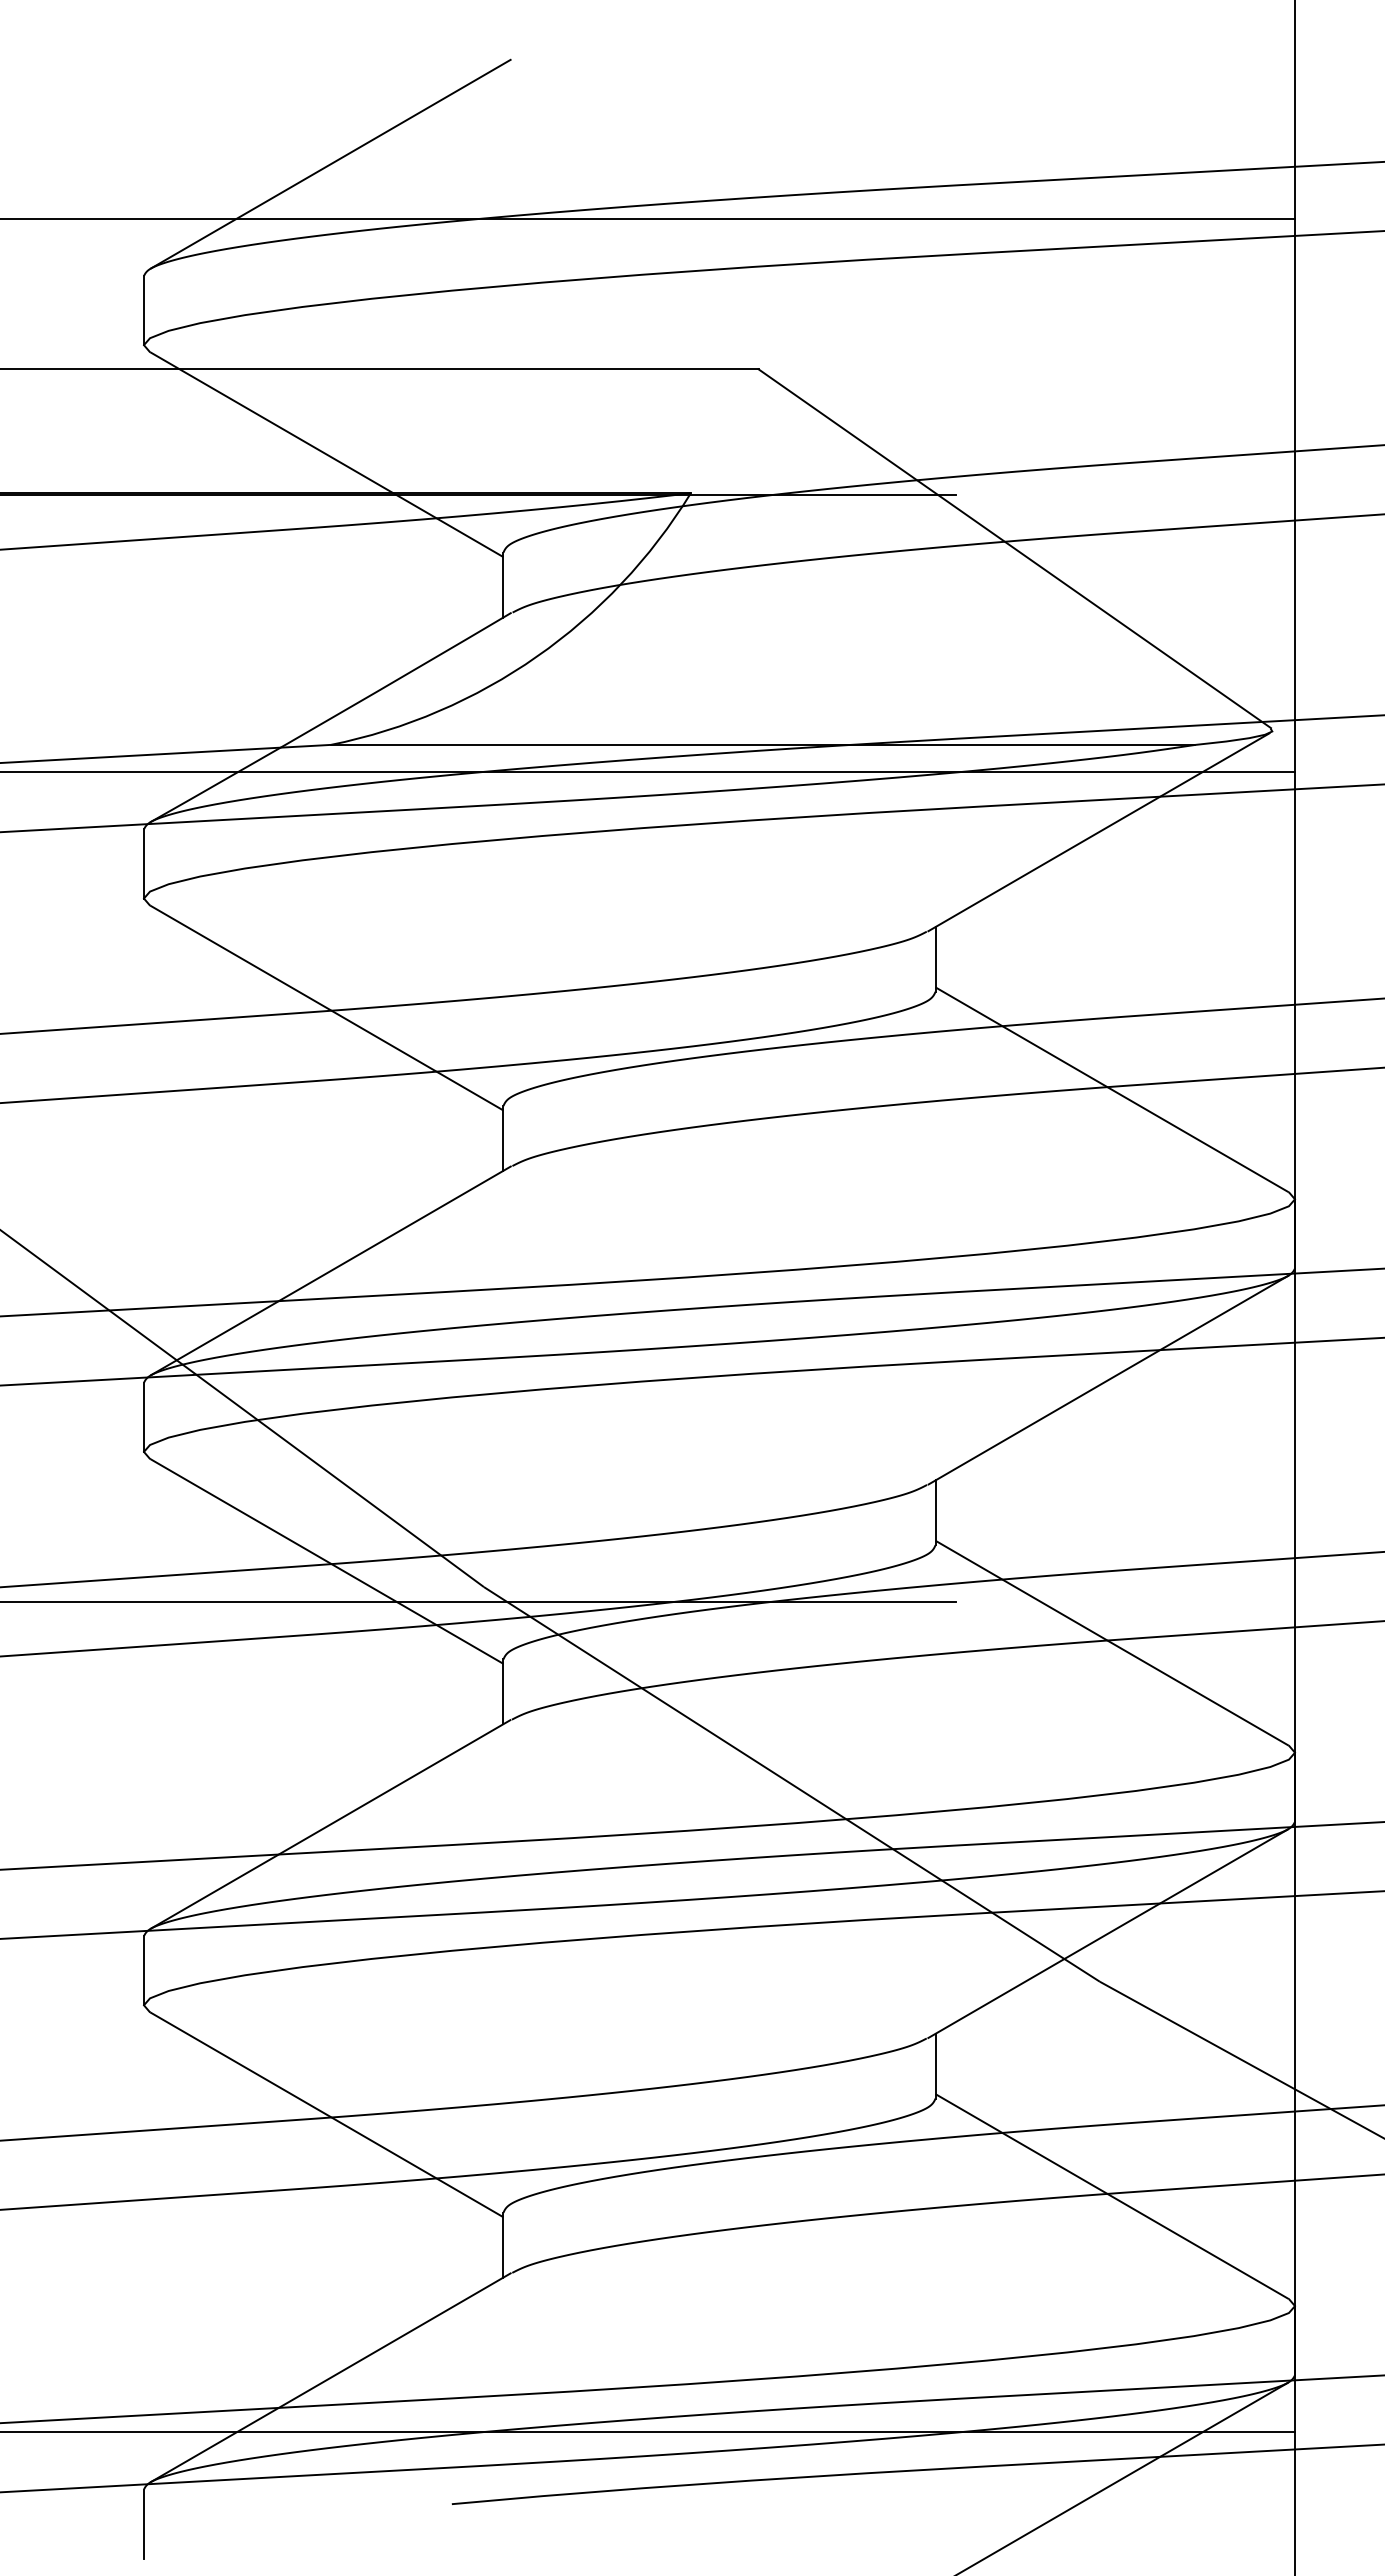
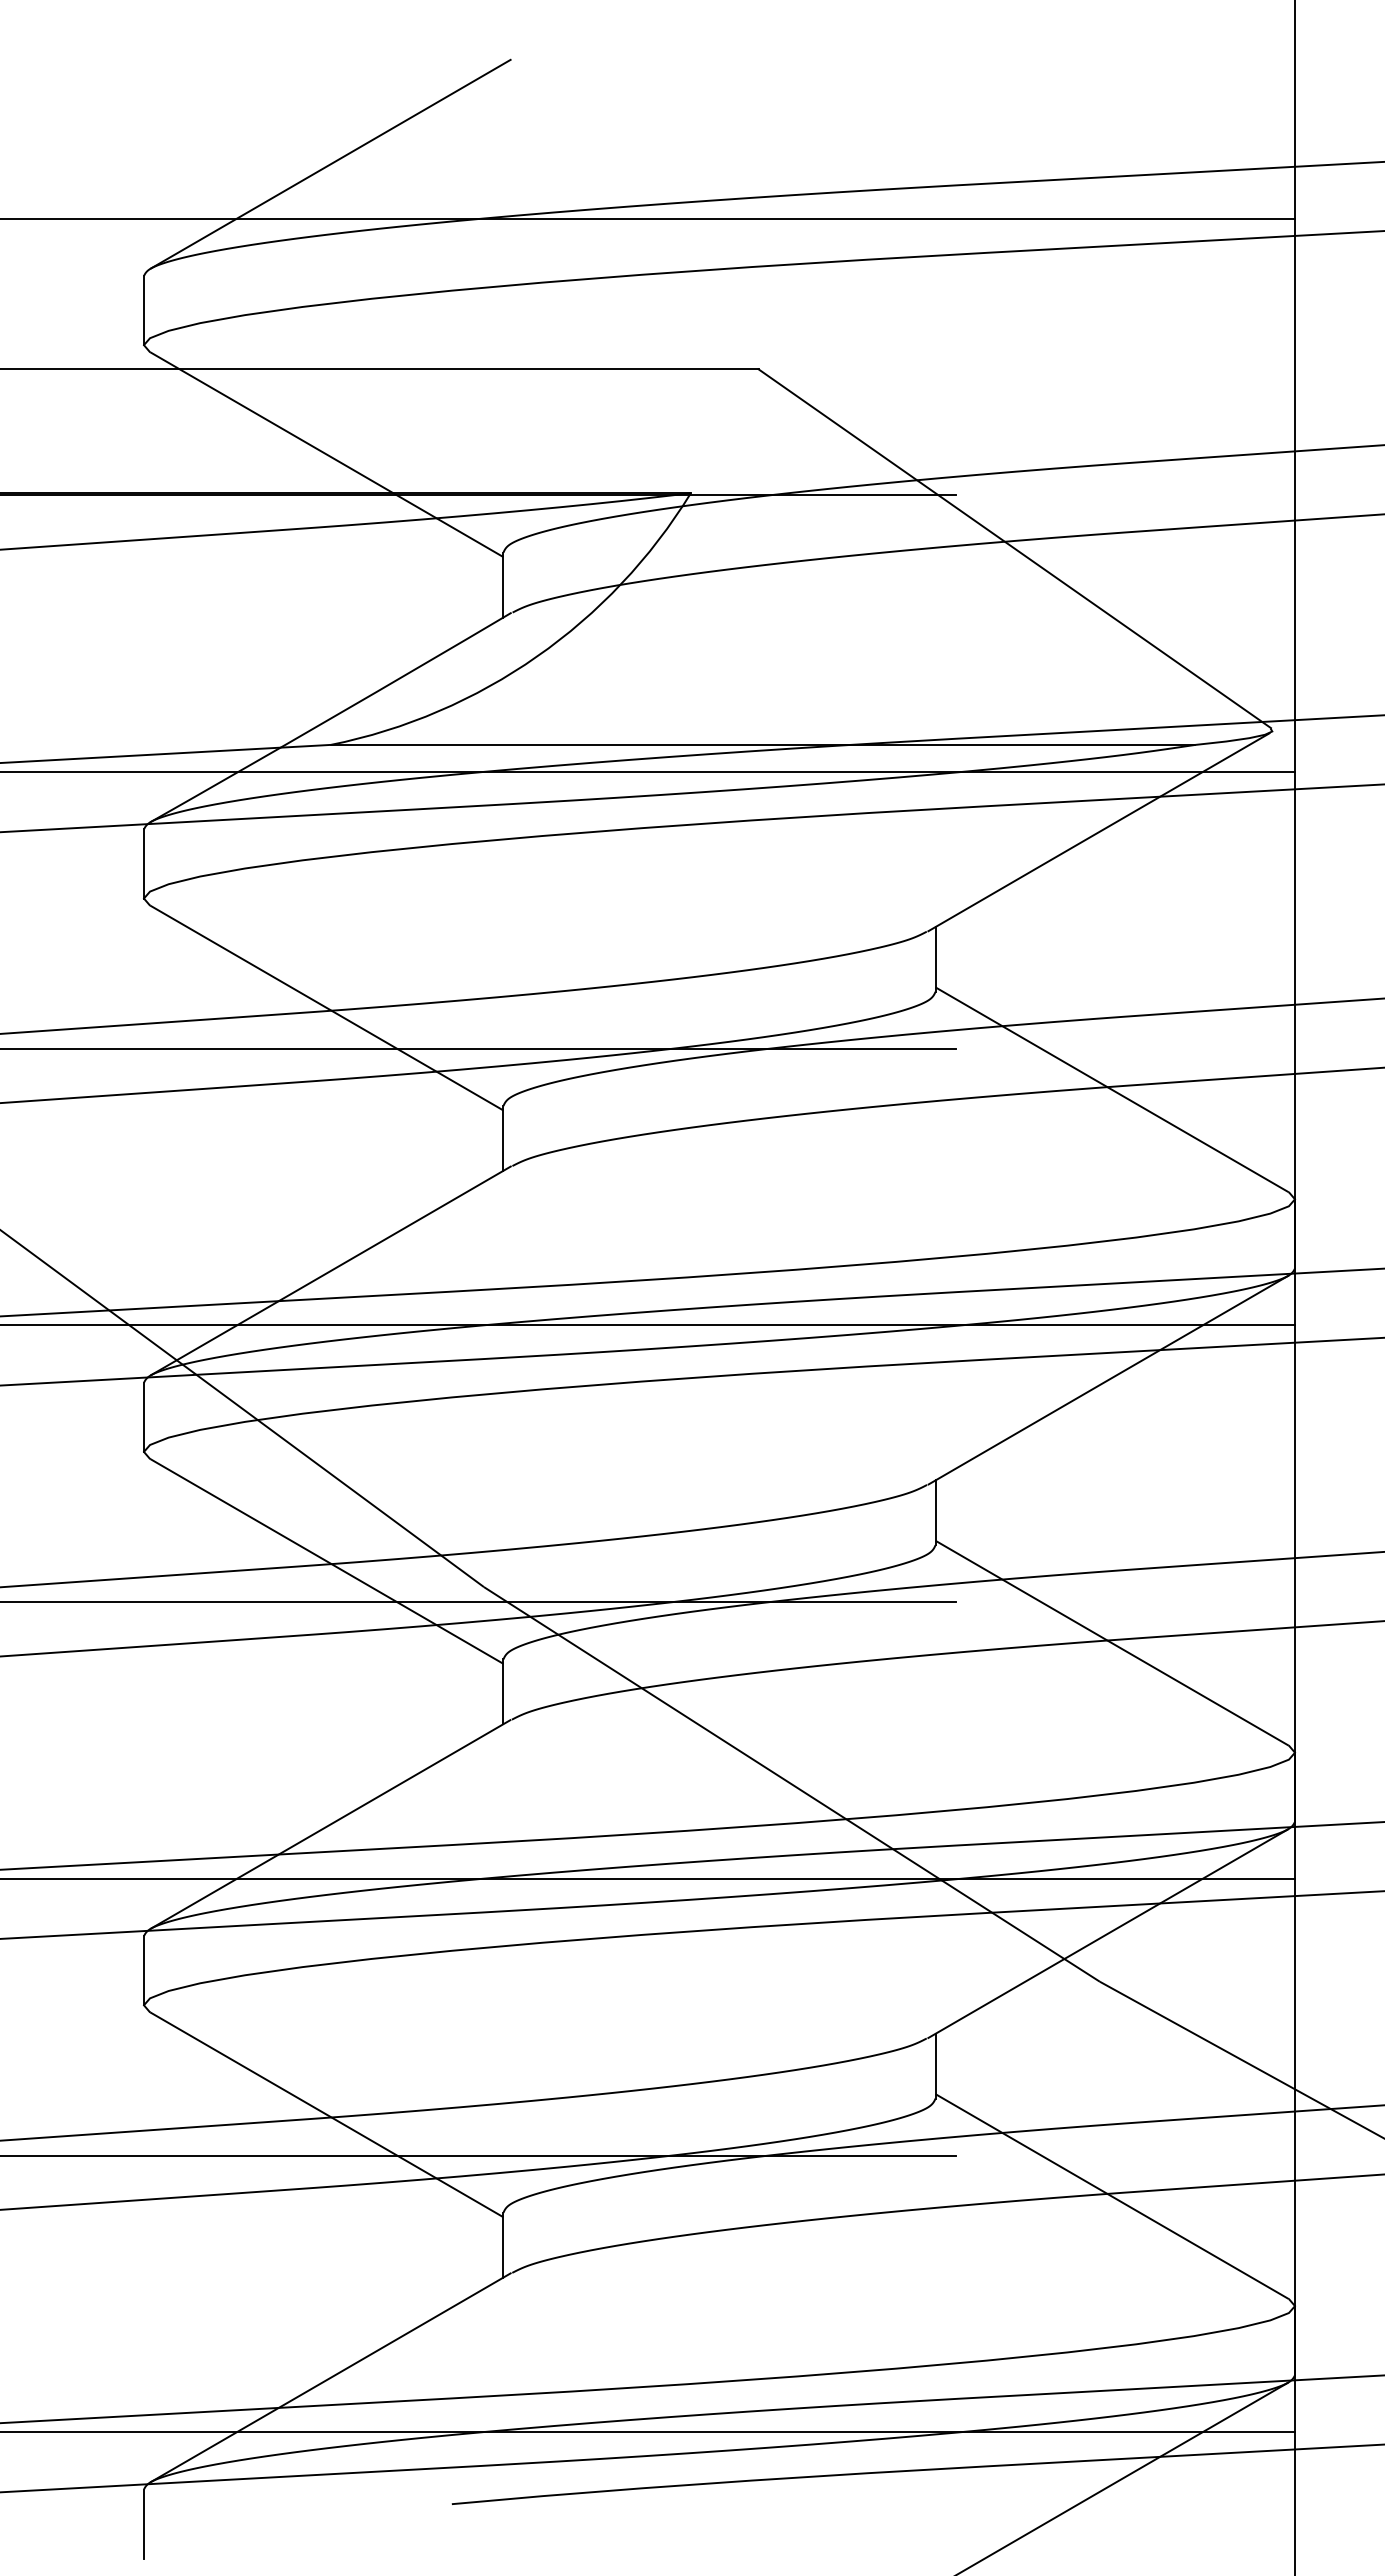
line: none -> present (478, 1048)
line: none -> present (648, 1325)
line: none -> present (648, 1878)
line: none -> present (478, 2155)
